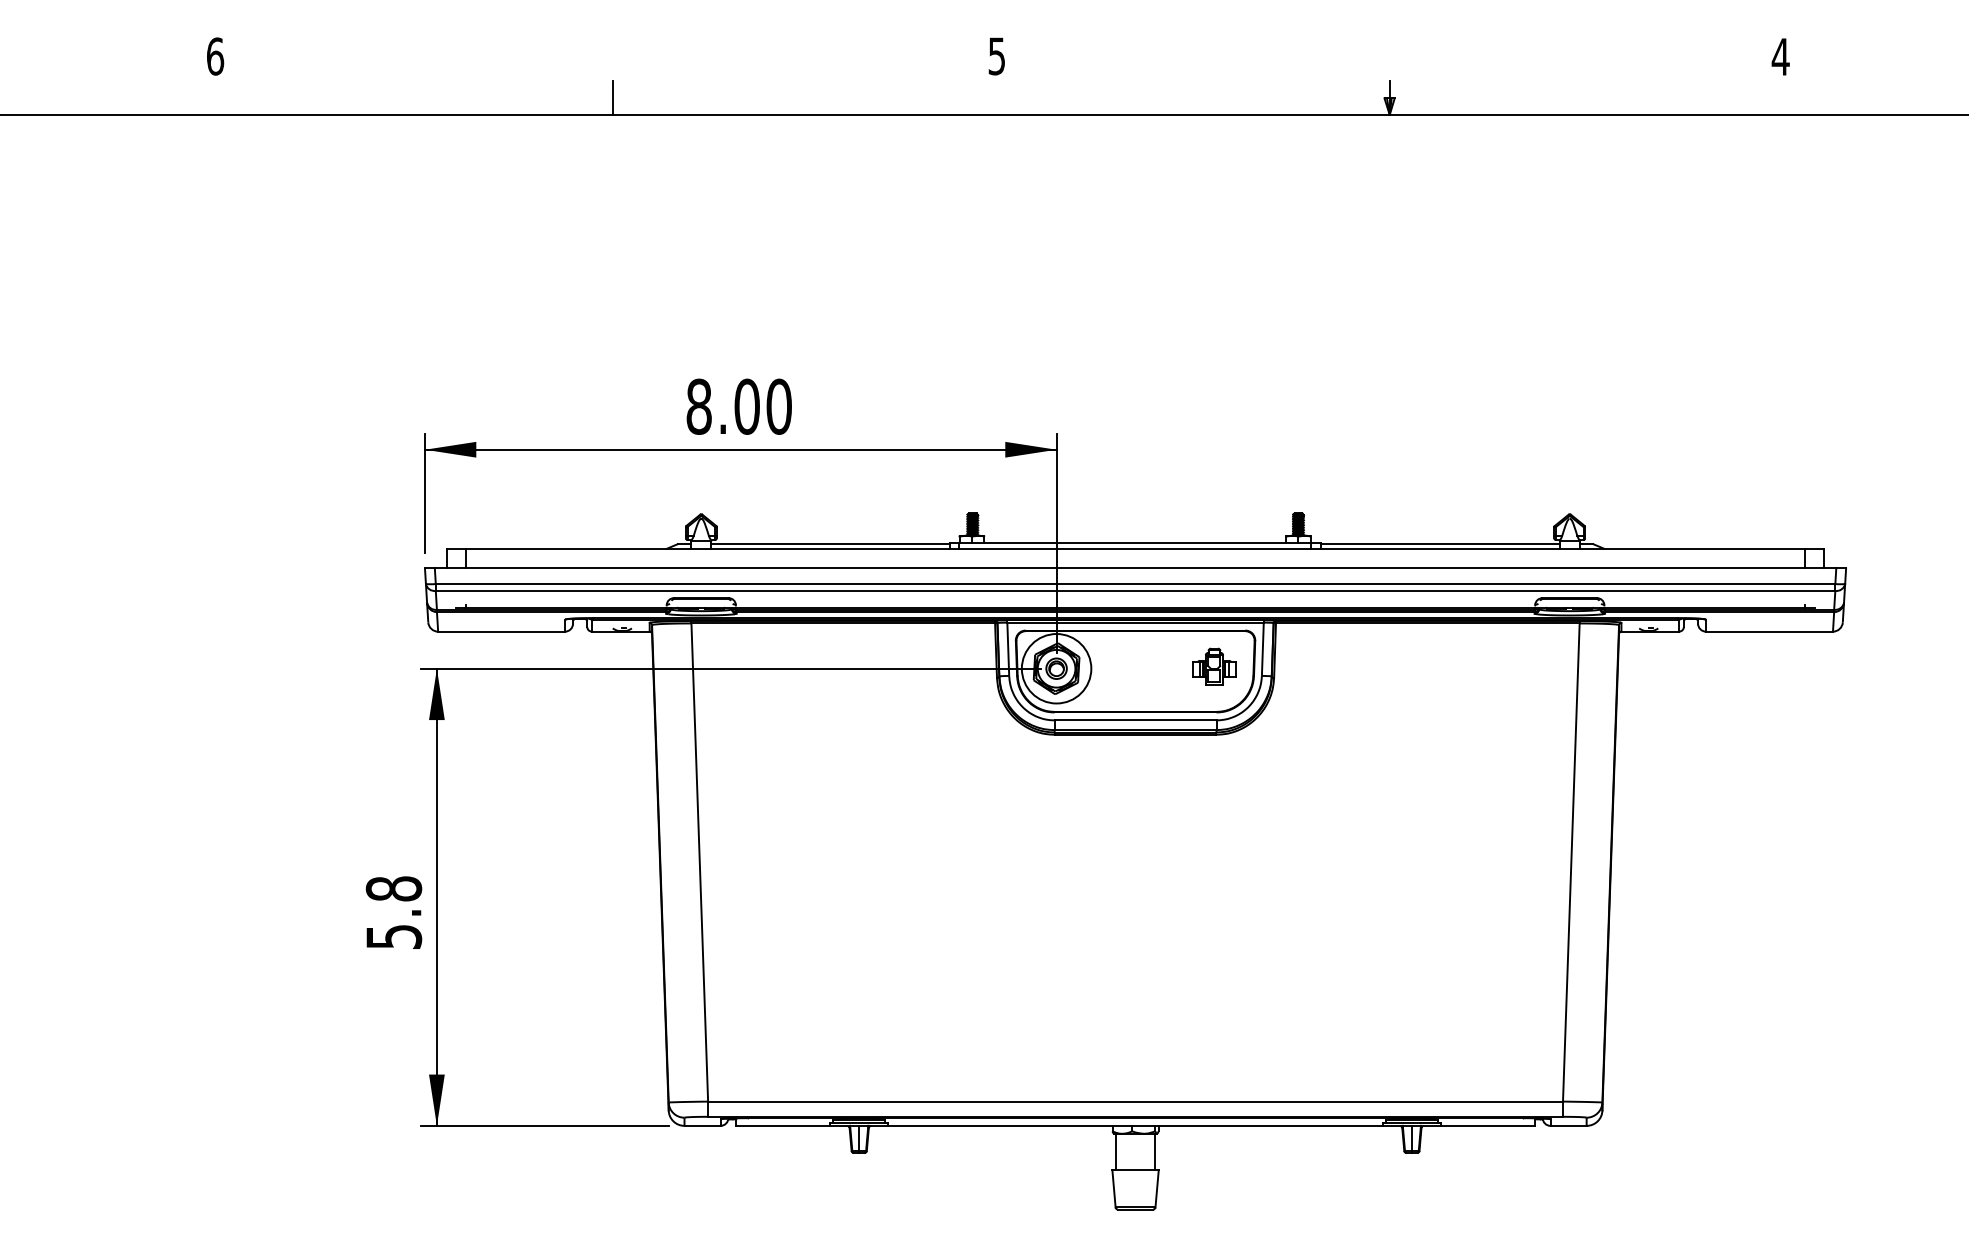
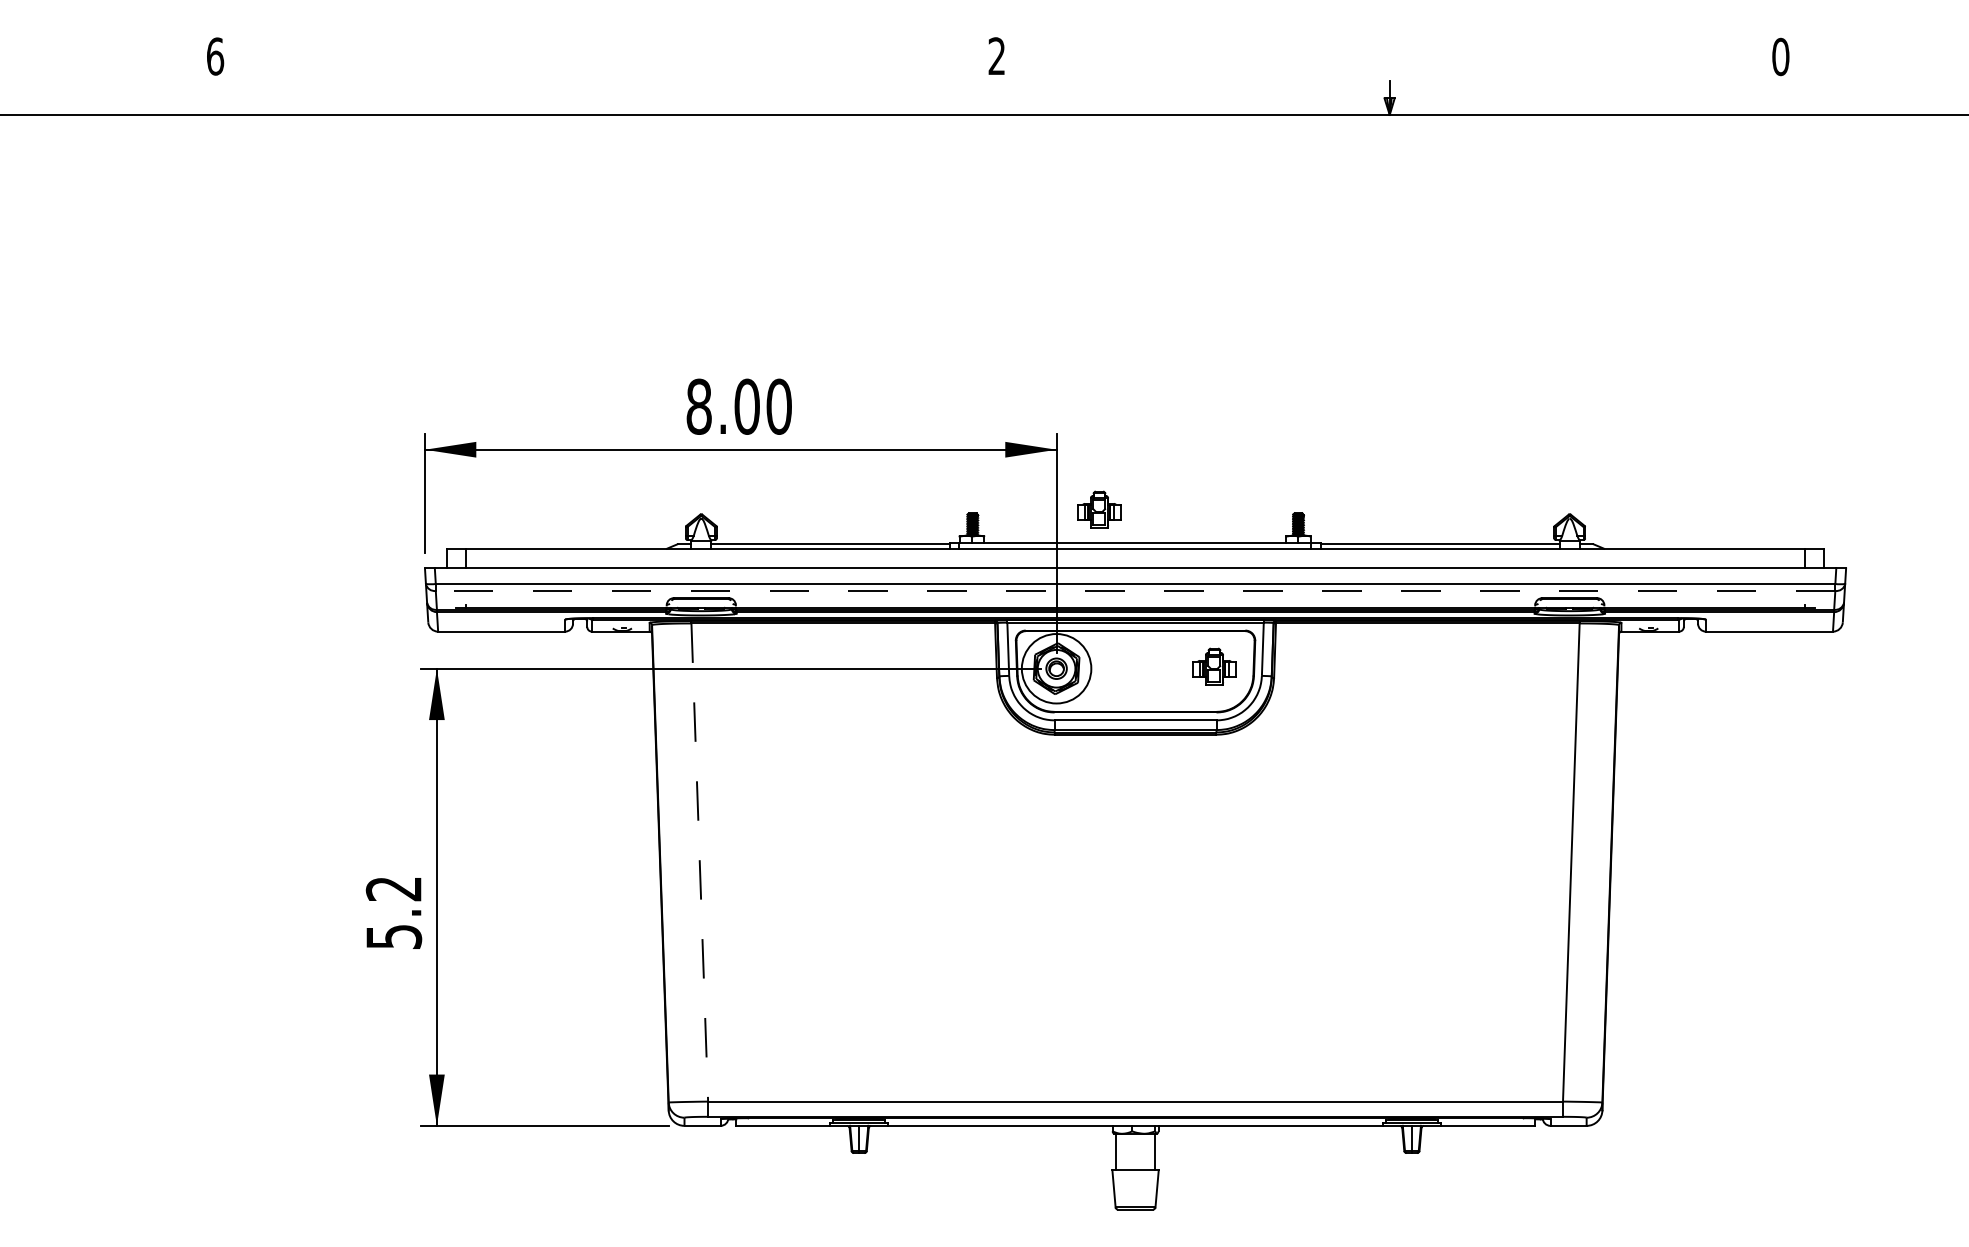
text: 5 -> 2 (996, 56)
text: 4 -> 0 (1780, 56)
line: present -> none (612, 97)
part: none -> present (1099, 509)
line: solid -> dashed (1135, 590)
line: solid -> dashed (699, 863)
text: 5.8 -> 5.2 (393, 888)
